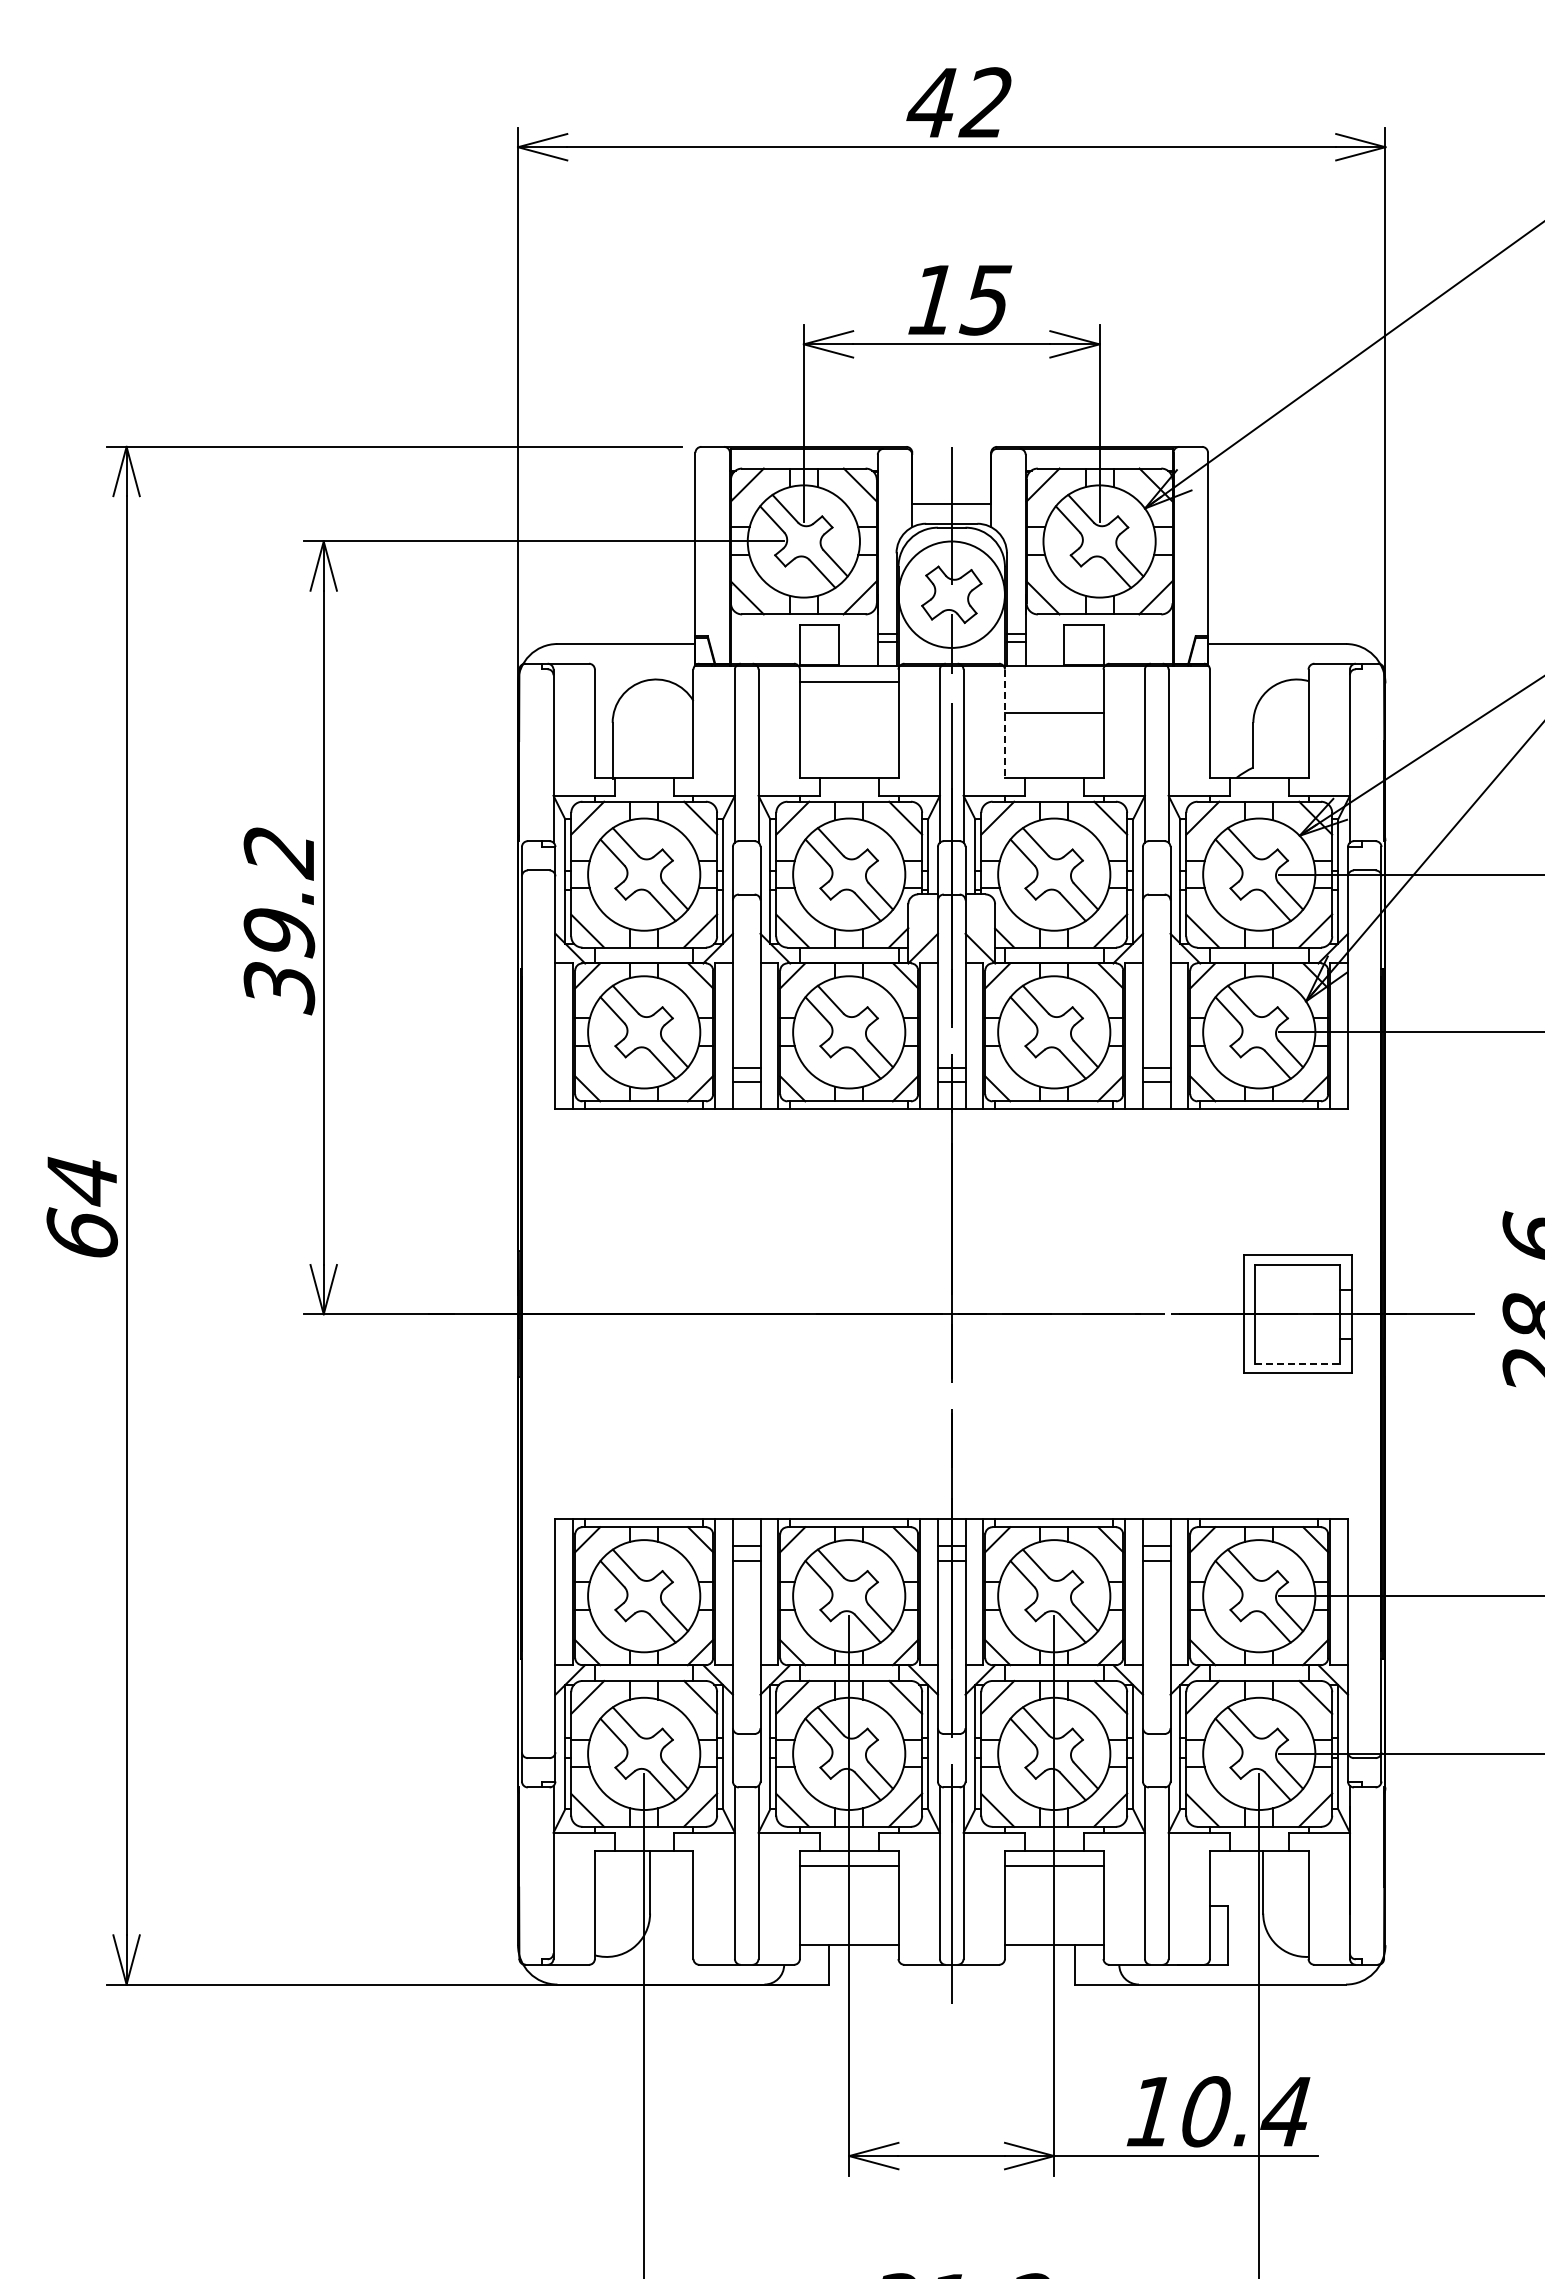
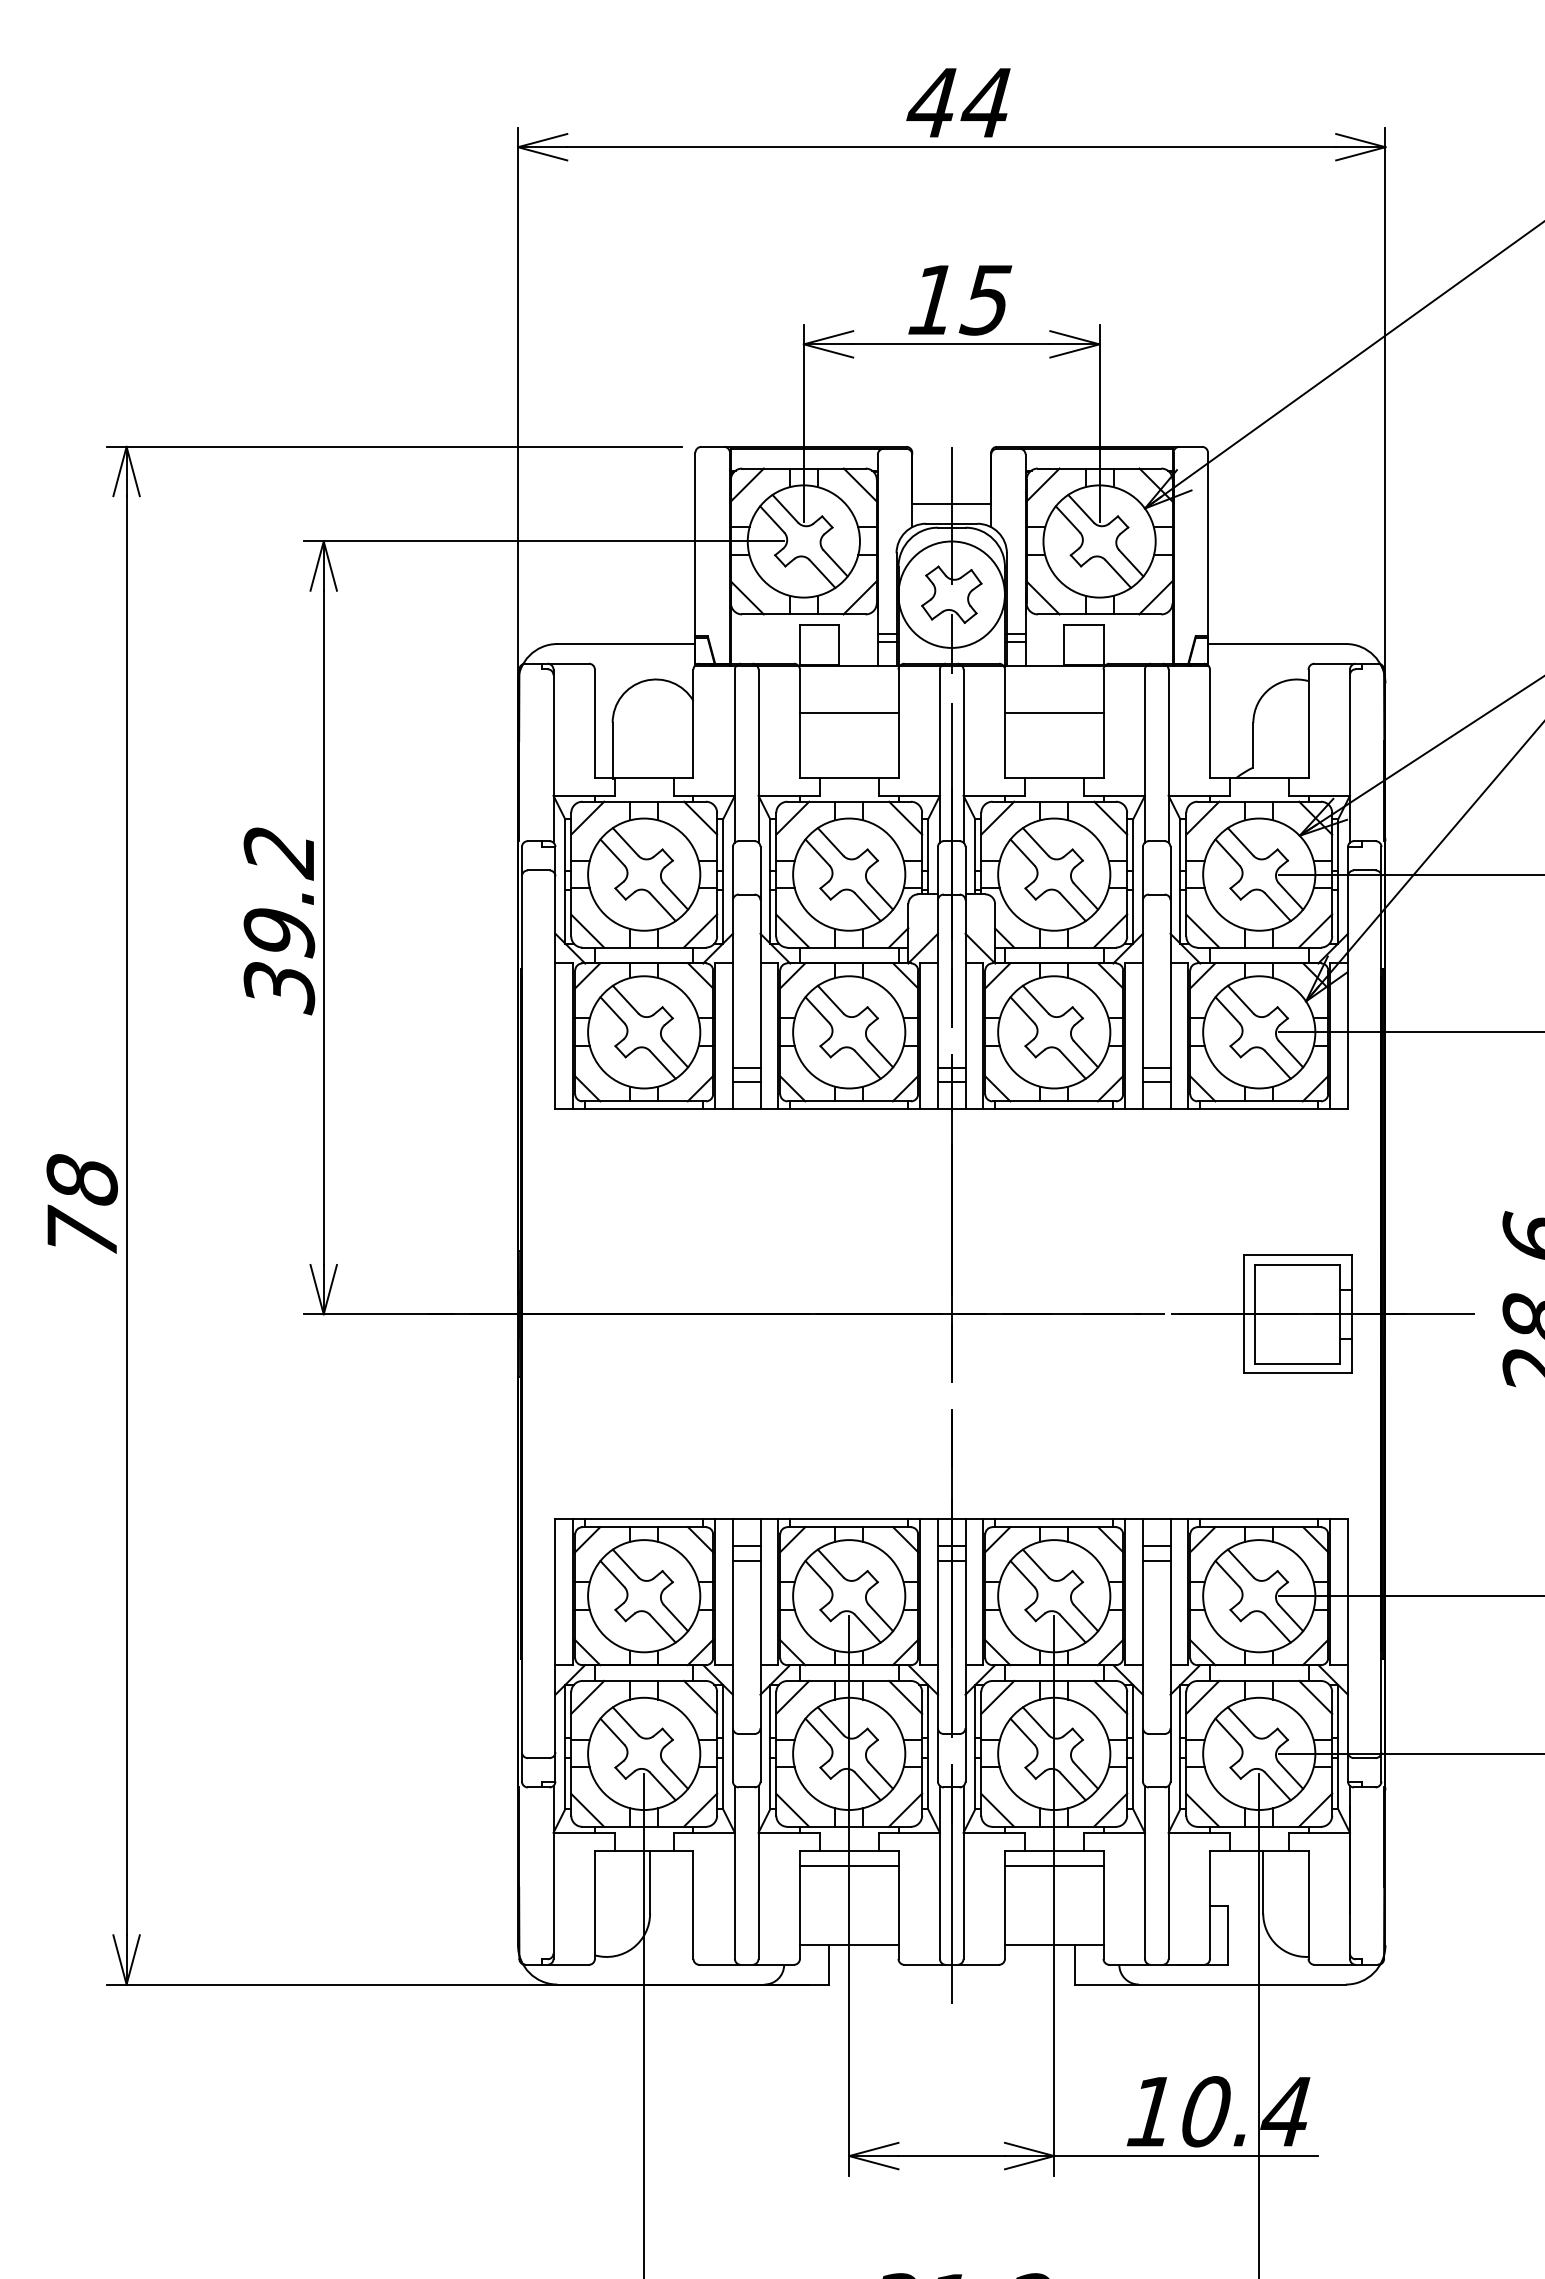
text: 42 -> 44 (984, 102)
line position: (848, 682) -> (848, 713) (848, 713)
line: dashed -> solid (1004, 724)
text: 64 -> 78 (81, 1205)
line: dashed -> solid (1298, 1363)
